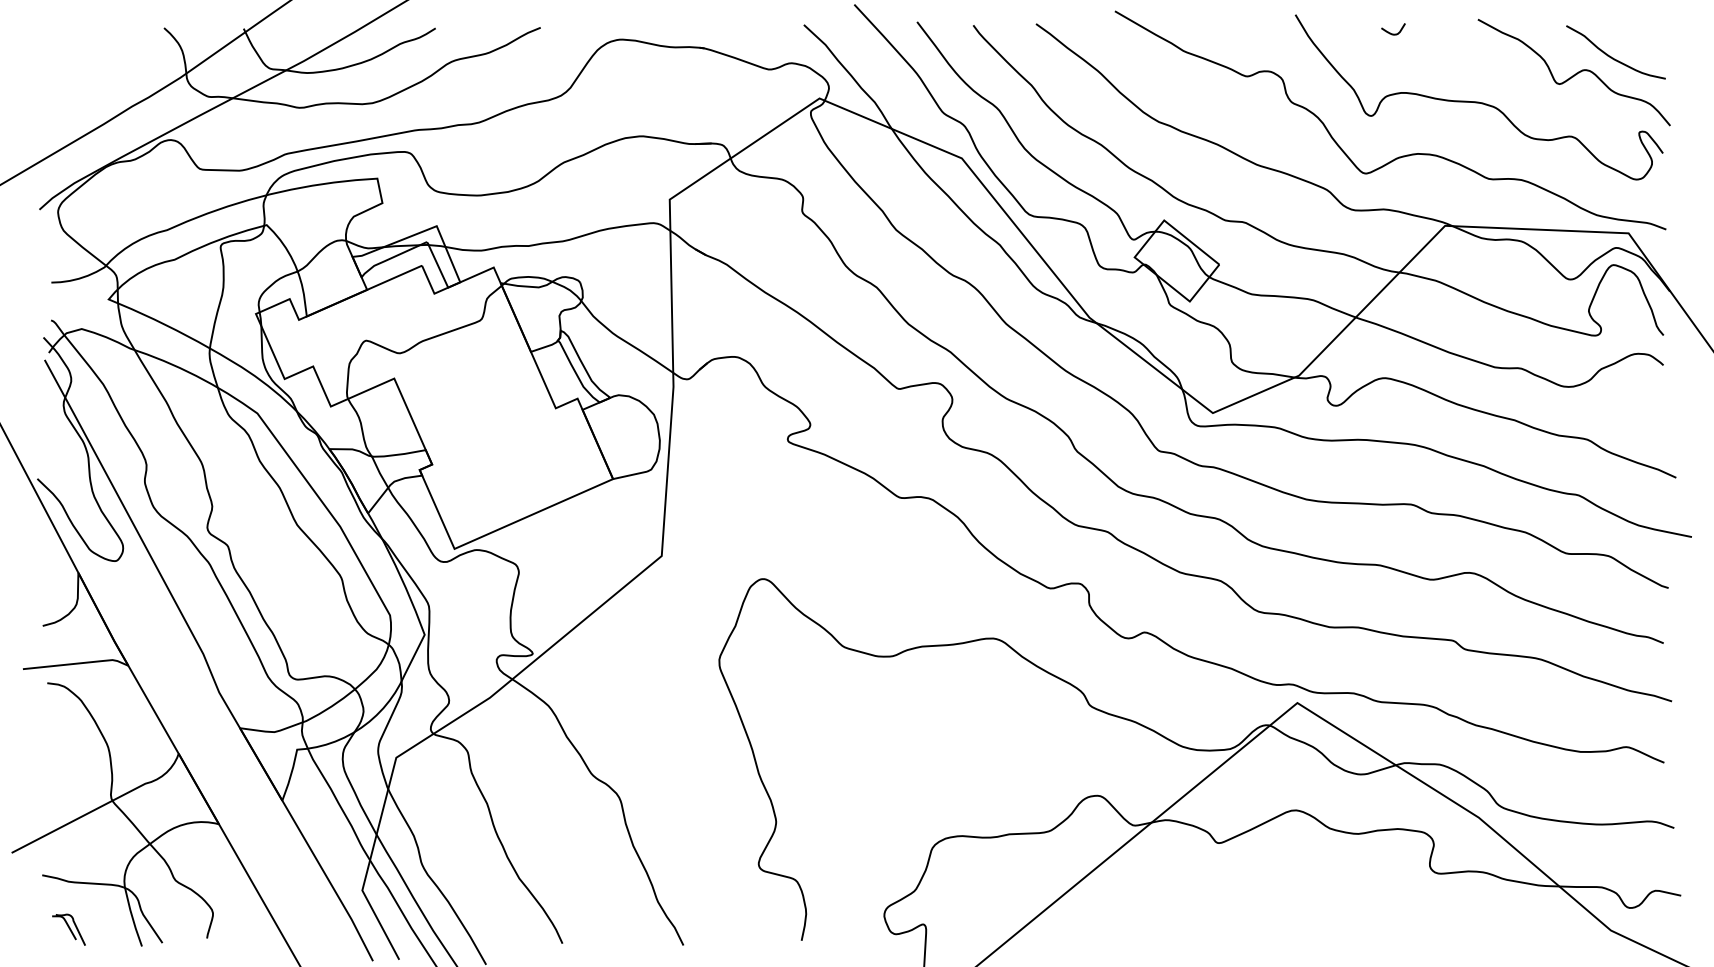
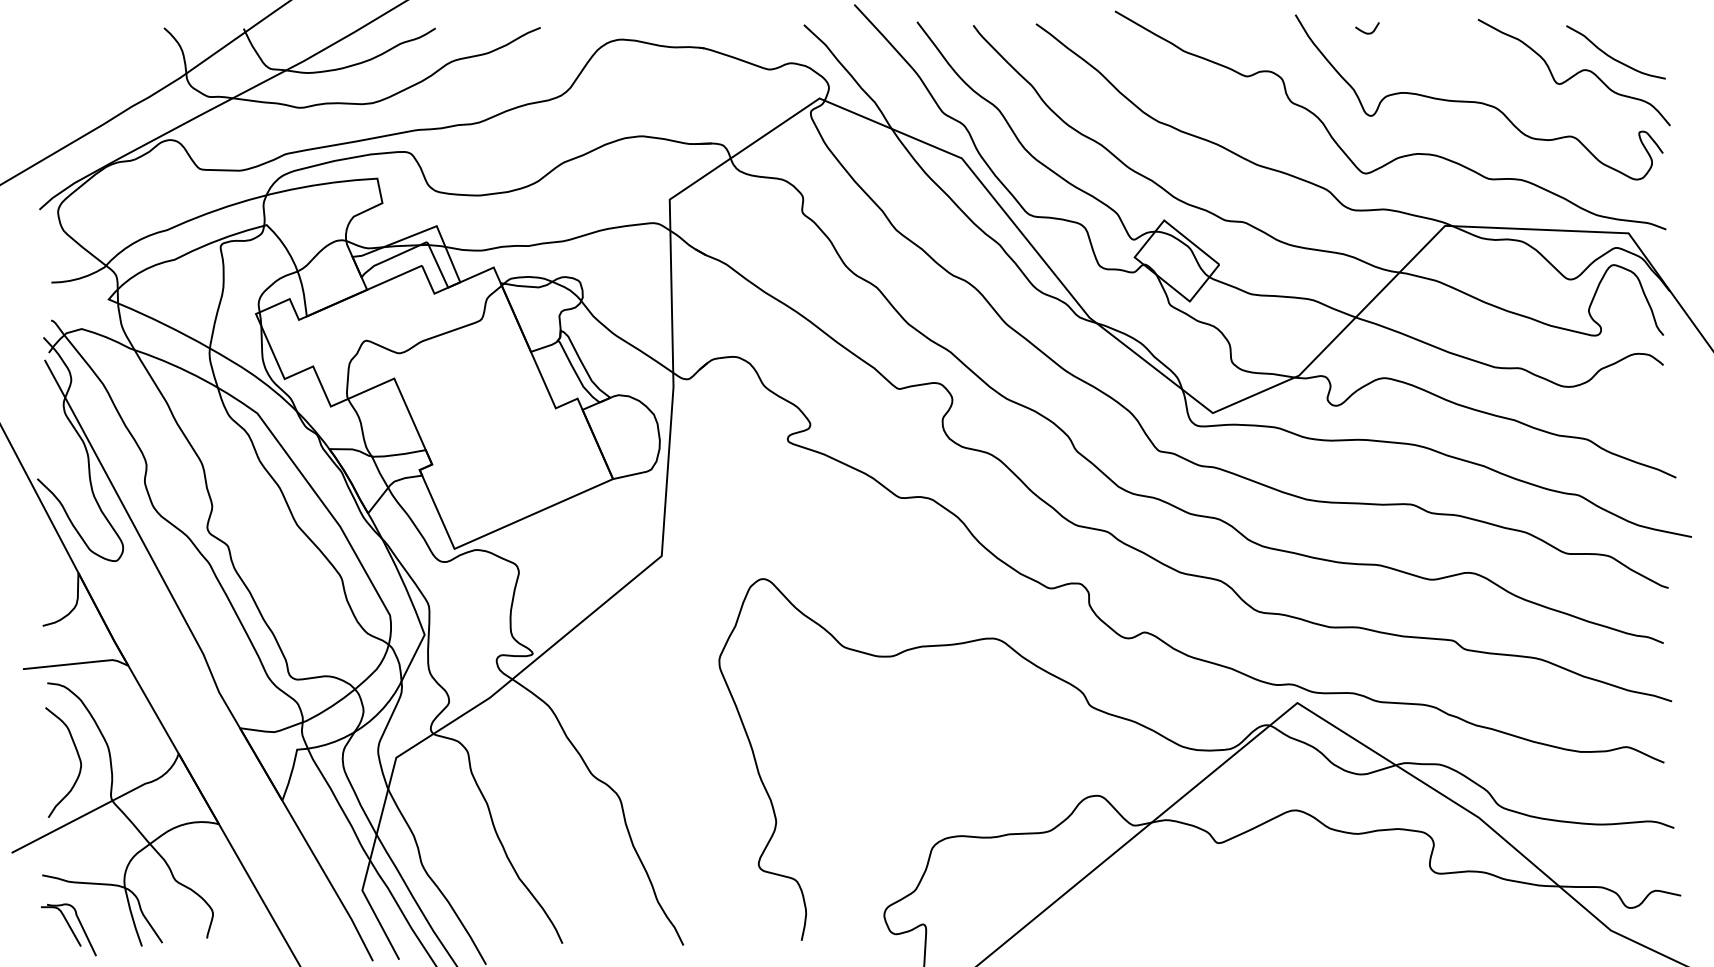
curve position: (1393, 33) -> (1367, 32) (1367, 32)
curve: none -> present (78, 758)
part size: 34x33 px -> 56x54 px (68, 929)
